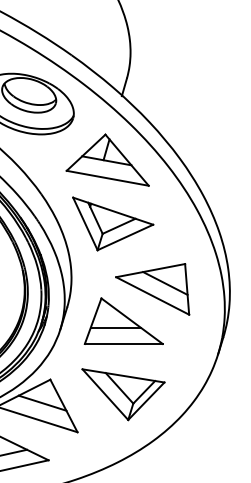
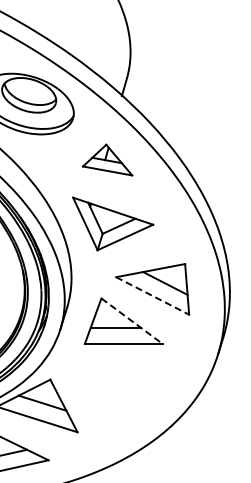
part size: 85x54 px -> 52x34 px (107, 159)
line: solid -> dashed (153, 296)
line: solid -> dashed (132, 321)
part: present -> none (123, 394)
